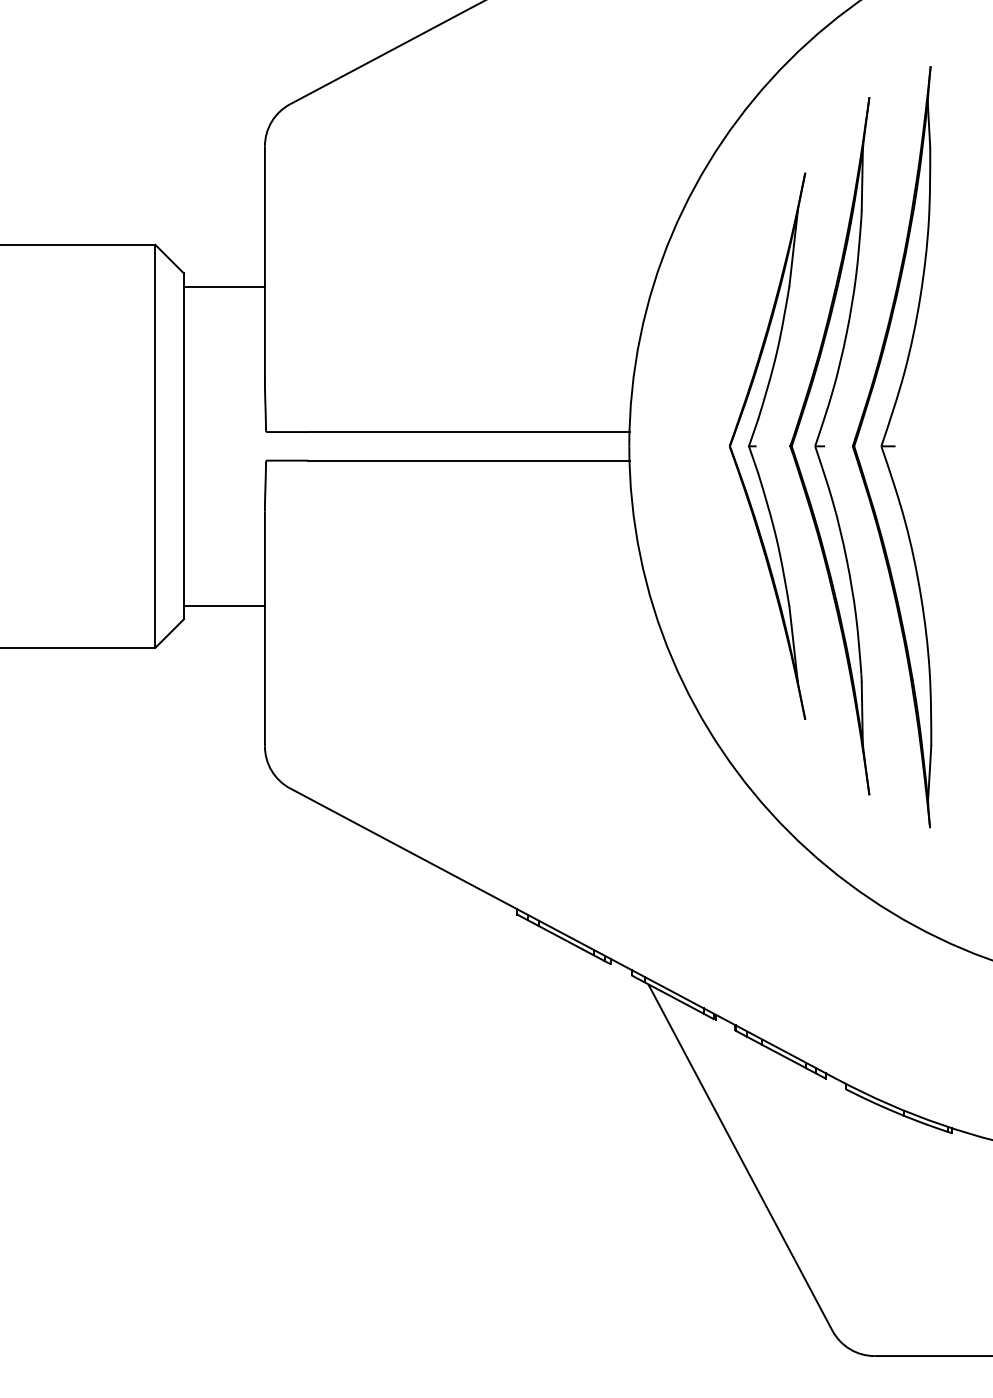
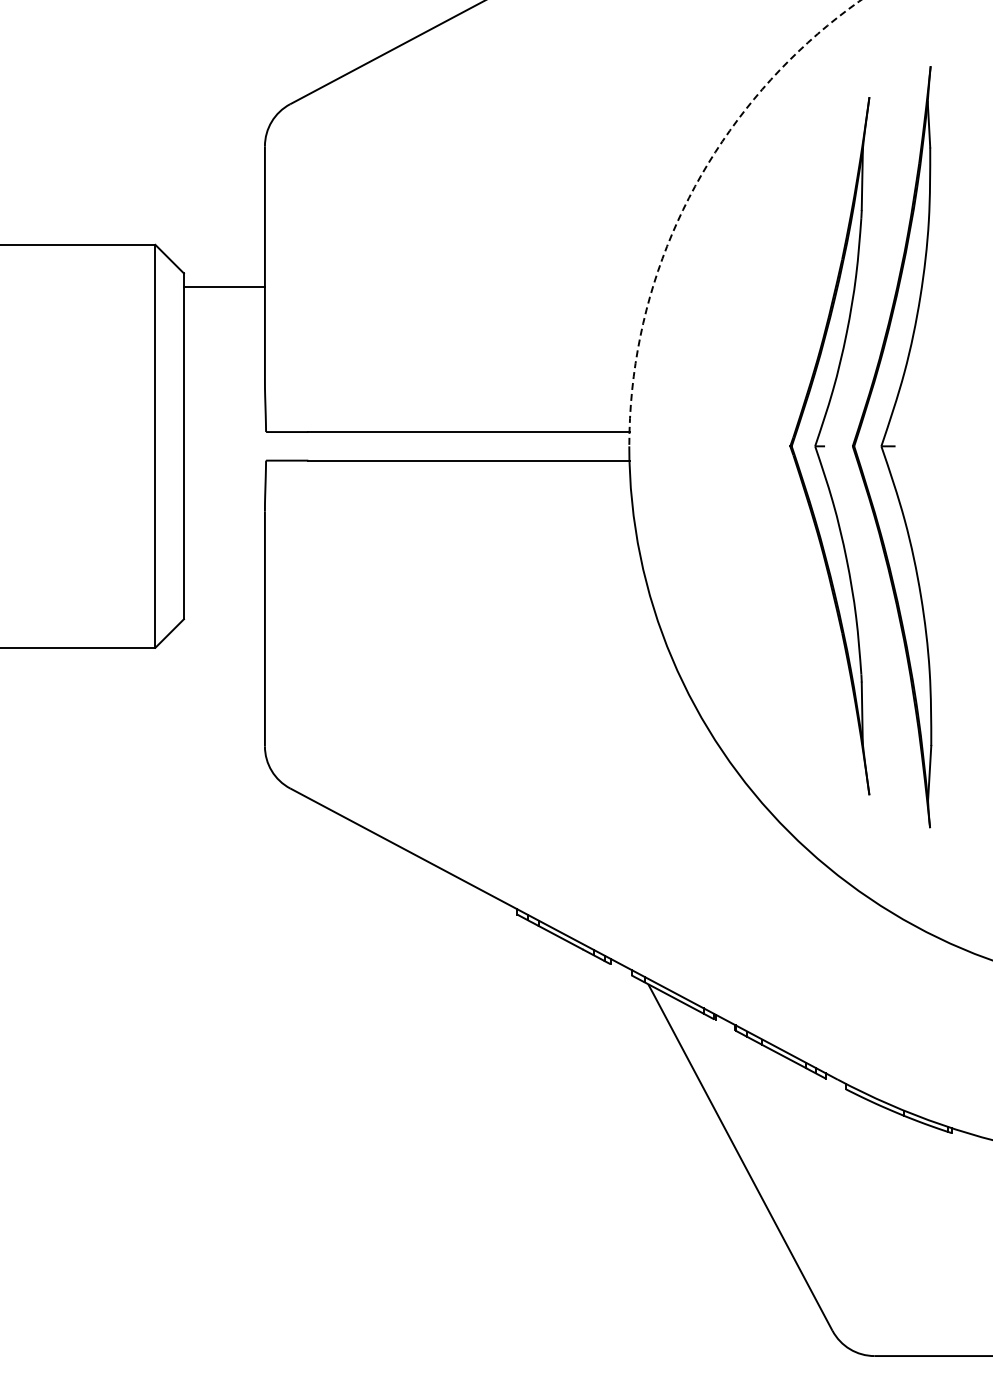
arc: solid -> dashed (692, 191)
part: present -> none (756, 445)
line: present -> none (223, 605)
